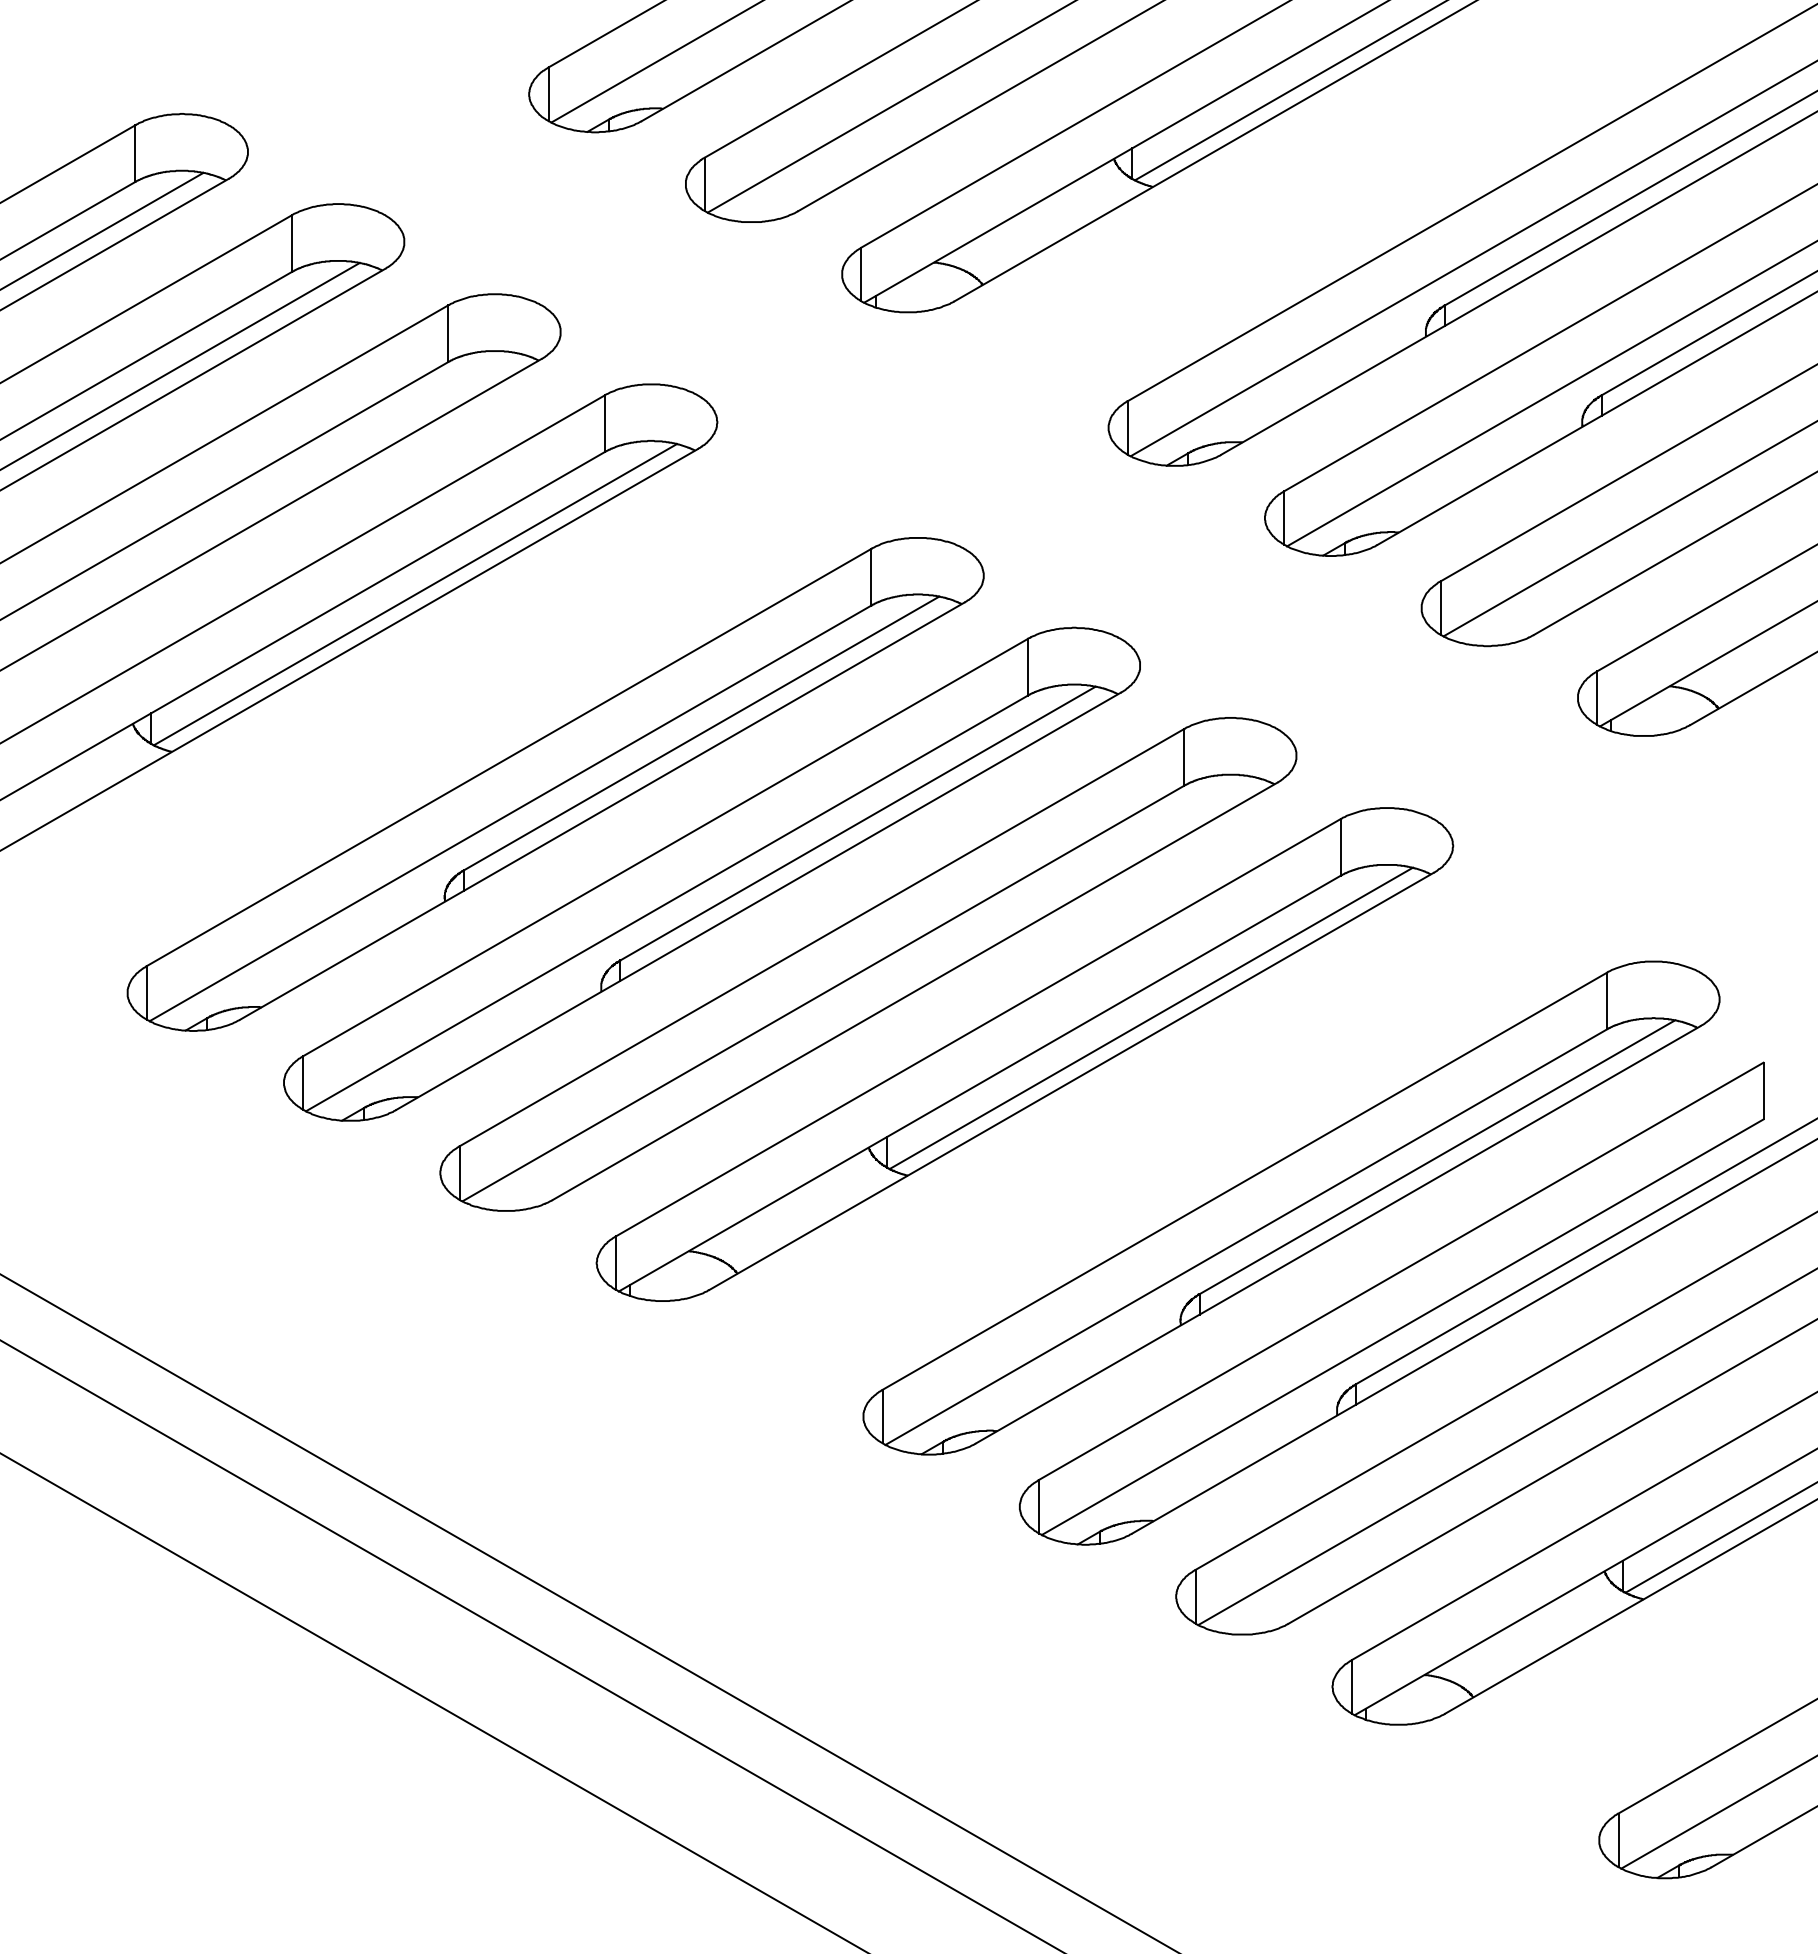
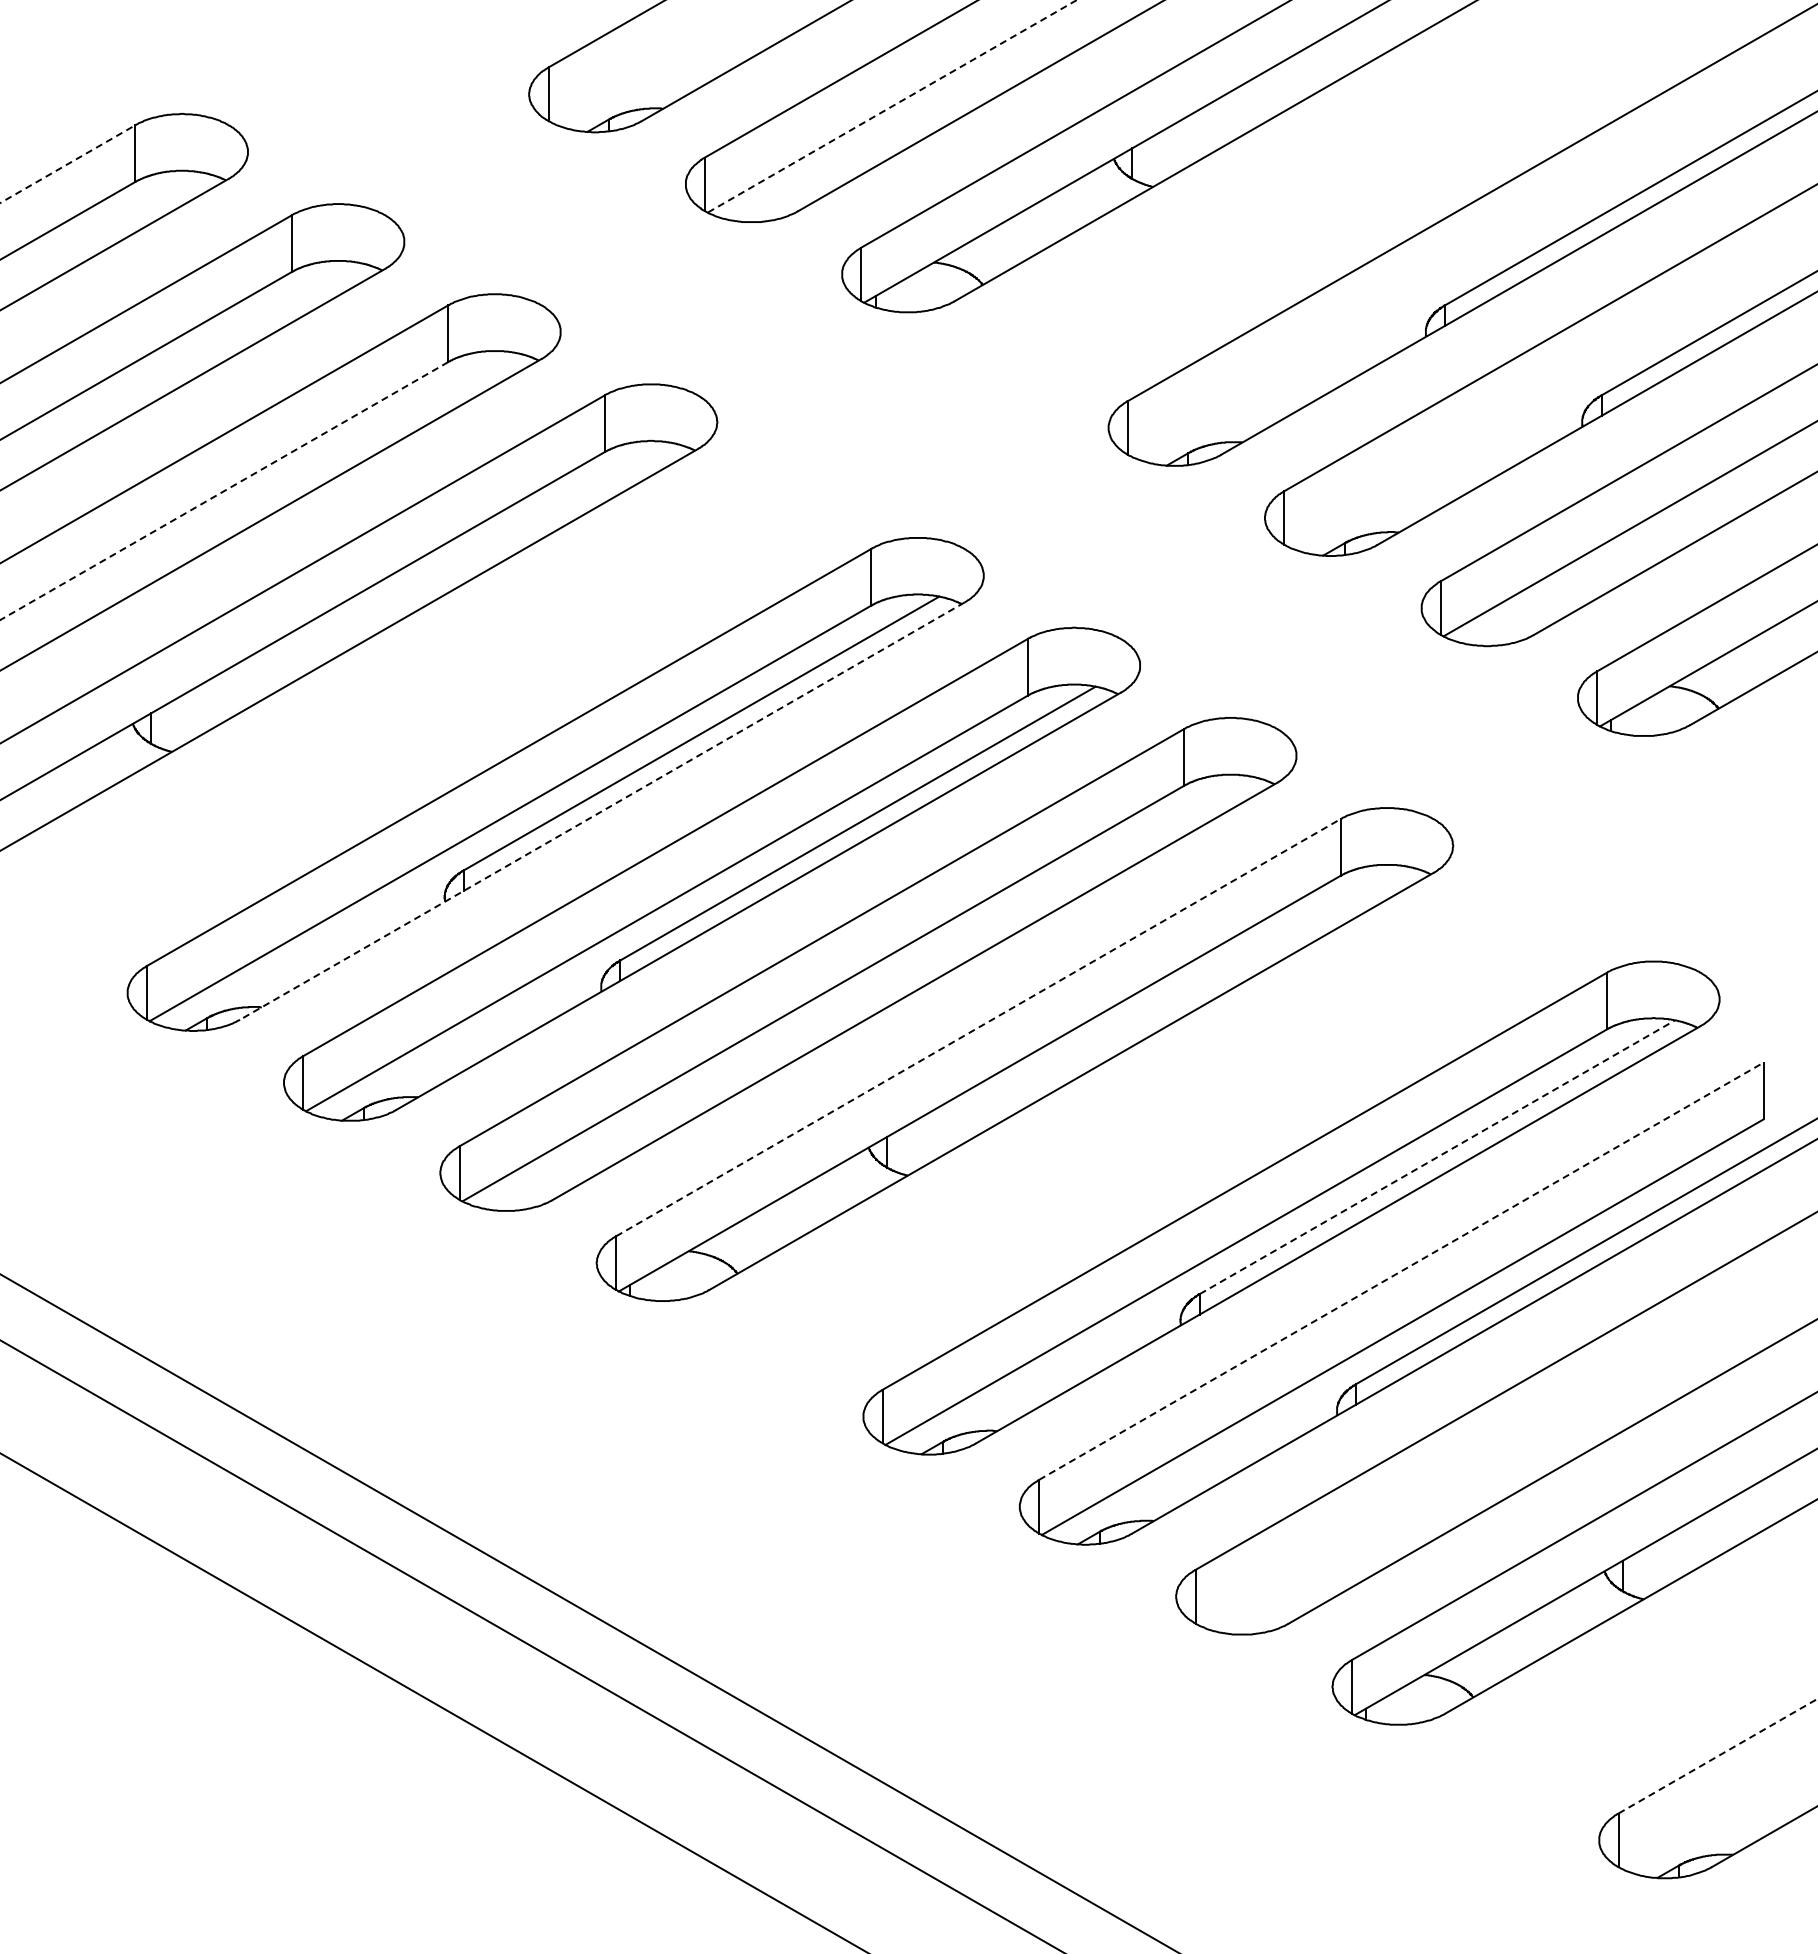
line: present -> none (655, 62)
line: present -> none (1289, 91)
line: solid -> dashed (892, 106)
line: solid -> dashed (67, 164)
line: present -> none (102, 230)
line: present -> none (1472, 259)
line: present -> none (180, 365)
line: present -> none (1550, 394)
line: solid -> dashed (223, 491)
line: present -> none (415, 594)
line: solid -> dashed (602, 811)
line: present -> none (1150, 1018)
line: solid -> dashed (978, 1027)
line: solid -> dashed (1437, 1156)
line: solid -> dashed (1401, 1271)
line: present -> none (1506, 1447)
line: present -> none (1719, 1537)
line: solid -> dashed (1718, 1756)
line: present -> none (1717, 1812)
